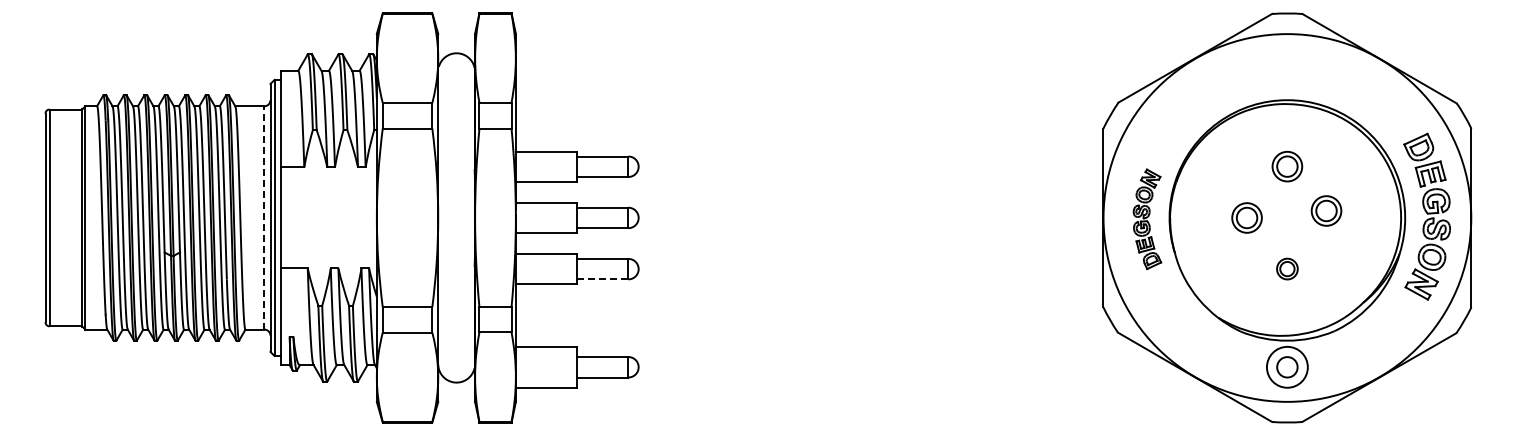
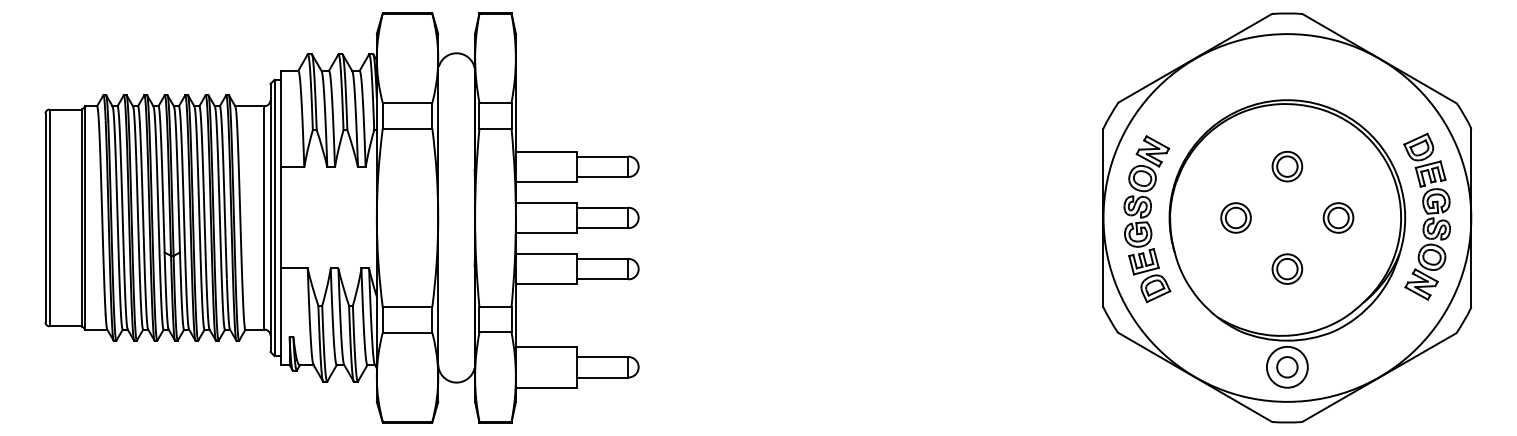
part position: (1326, 210) -> (1338, 217) (1338, 217)
line: dashed -> solid (264, 217)
part position: (1246, 217) -> (1235, 217) (1235, 217)
part size: 31x103 px -> 49x169 px (1147, 219)
part size: 23x24 px -> 33x32 px (1287, 268)
line: dashed -> solid (602, 279)
